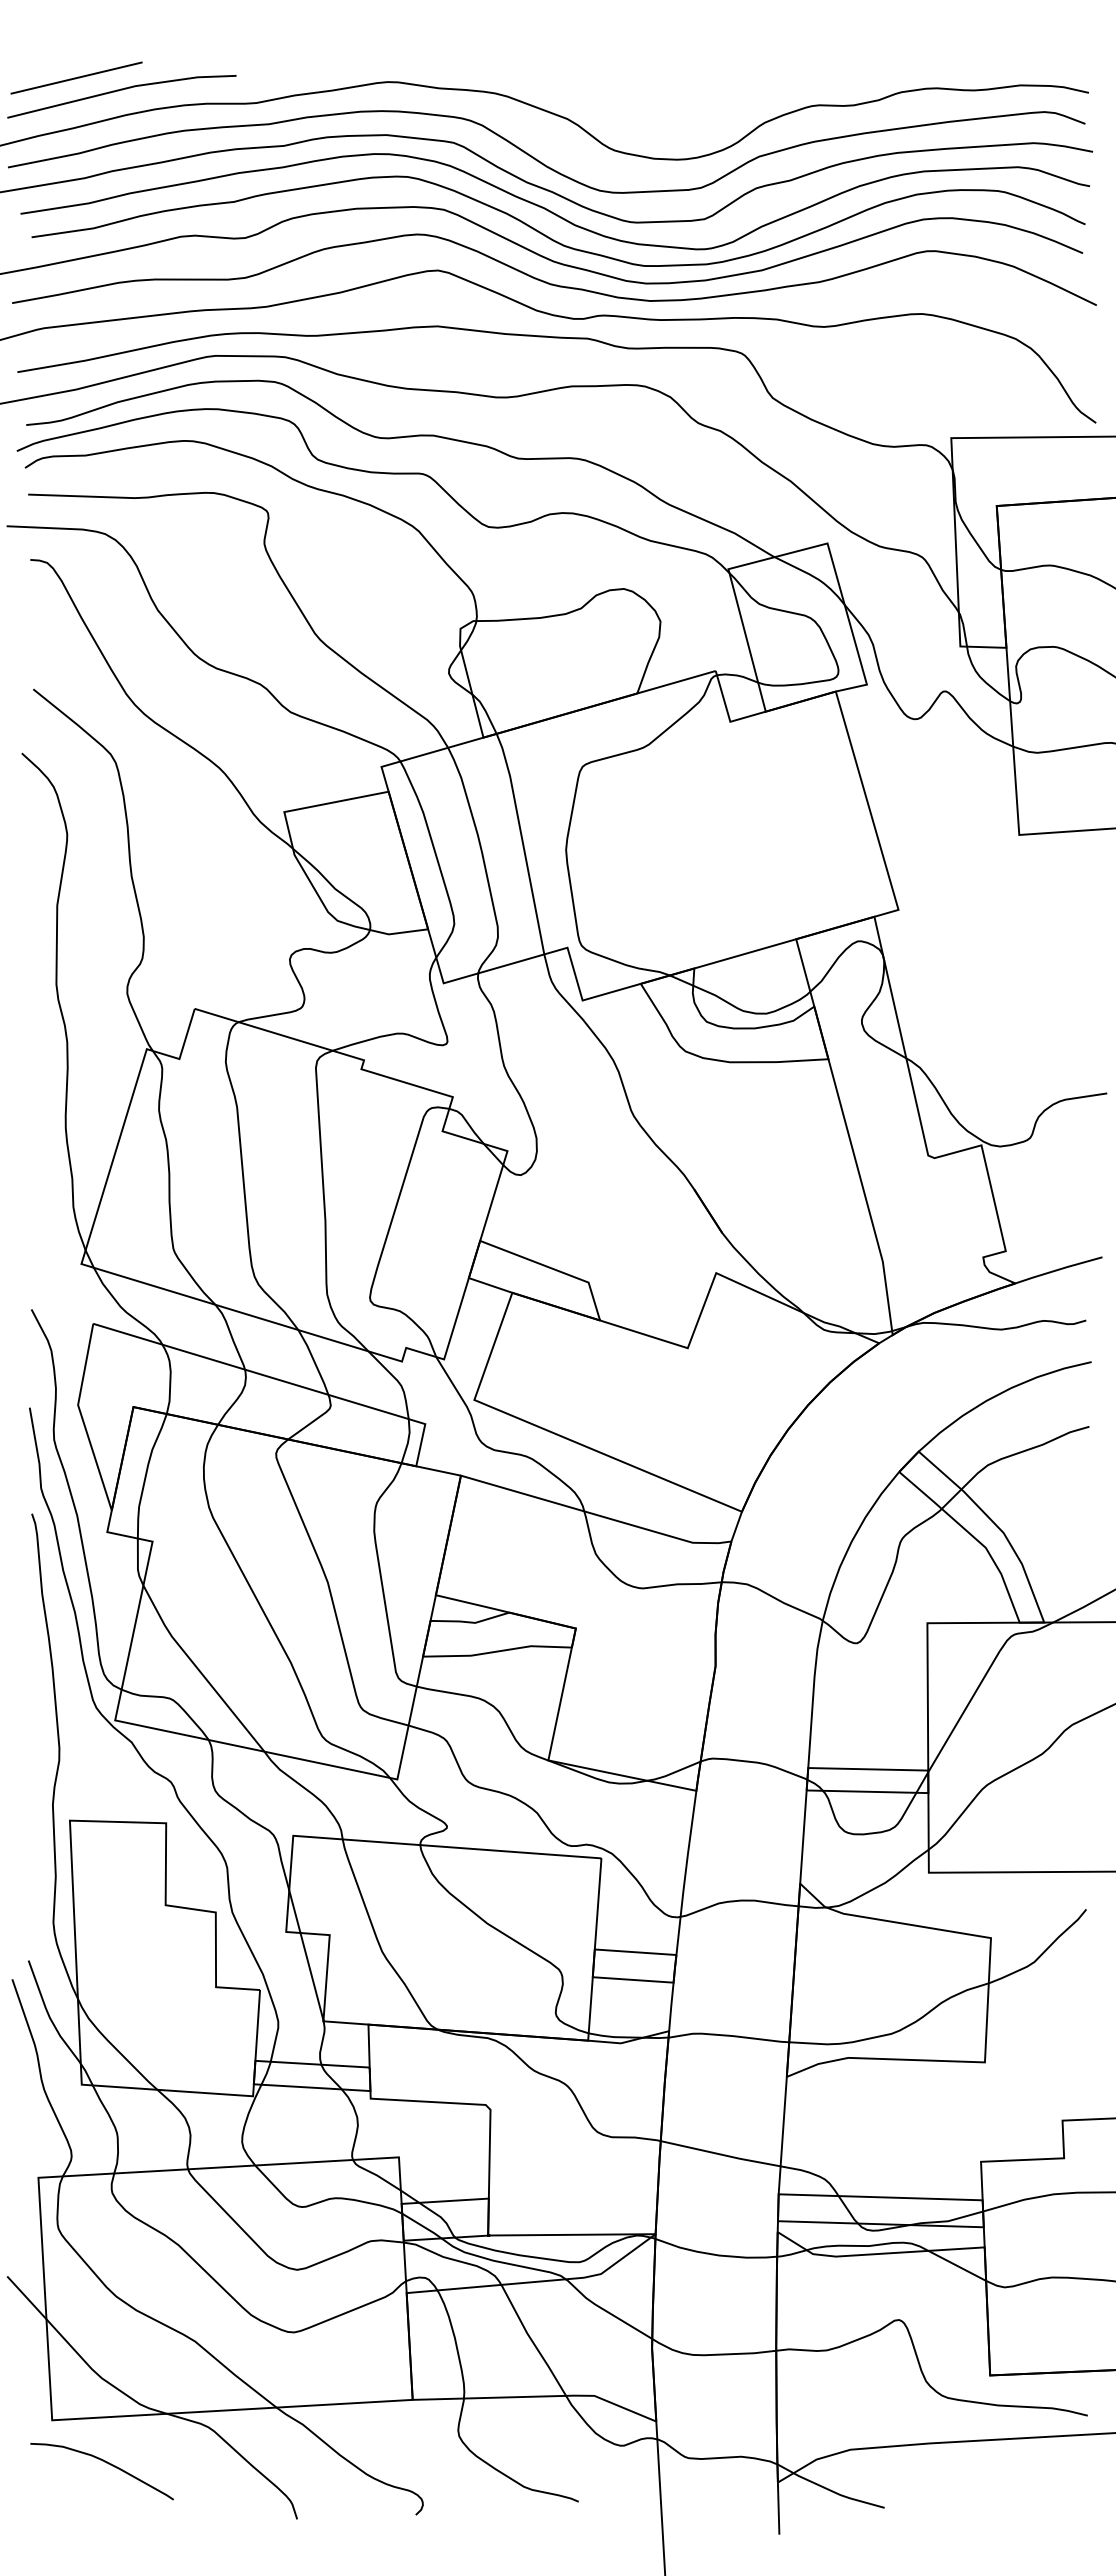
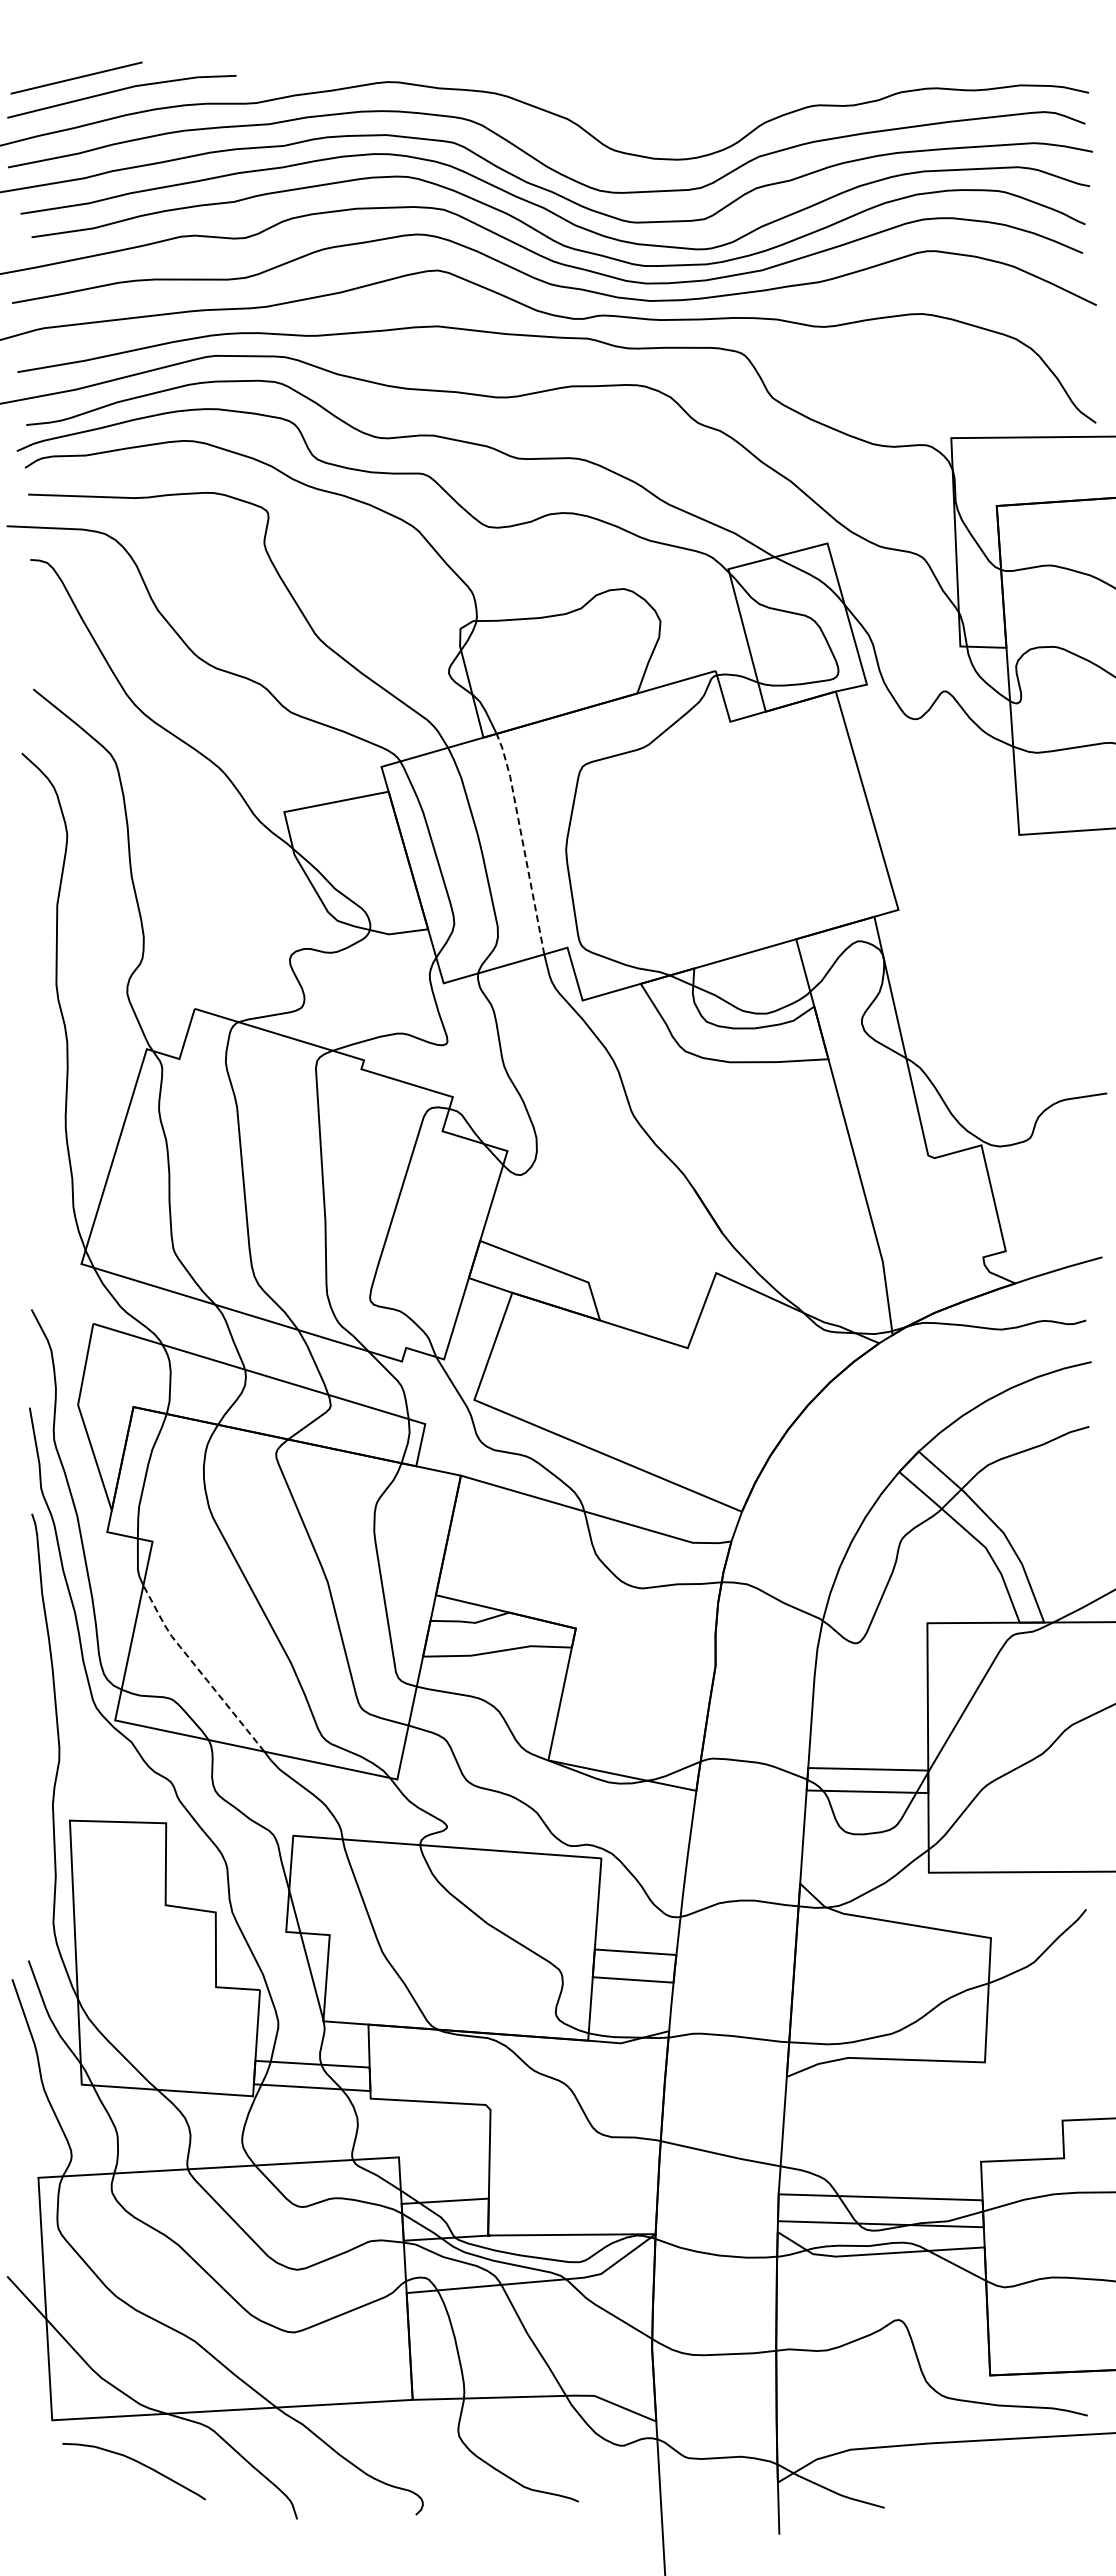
line: solid -> dashed (522, 841)
line: solid -> dashed (198, 1669)
curve position: (106, 2463) -> (138, 2463) (138, 2463)
